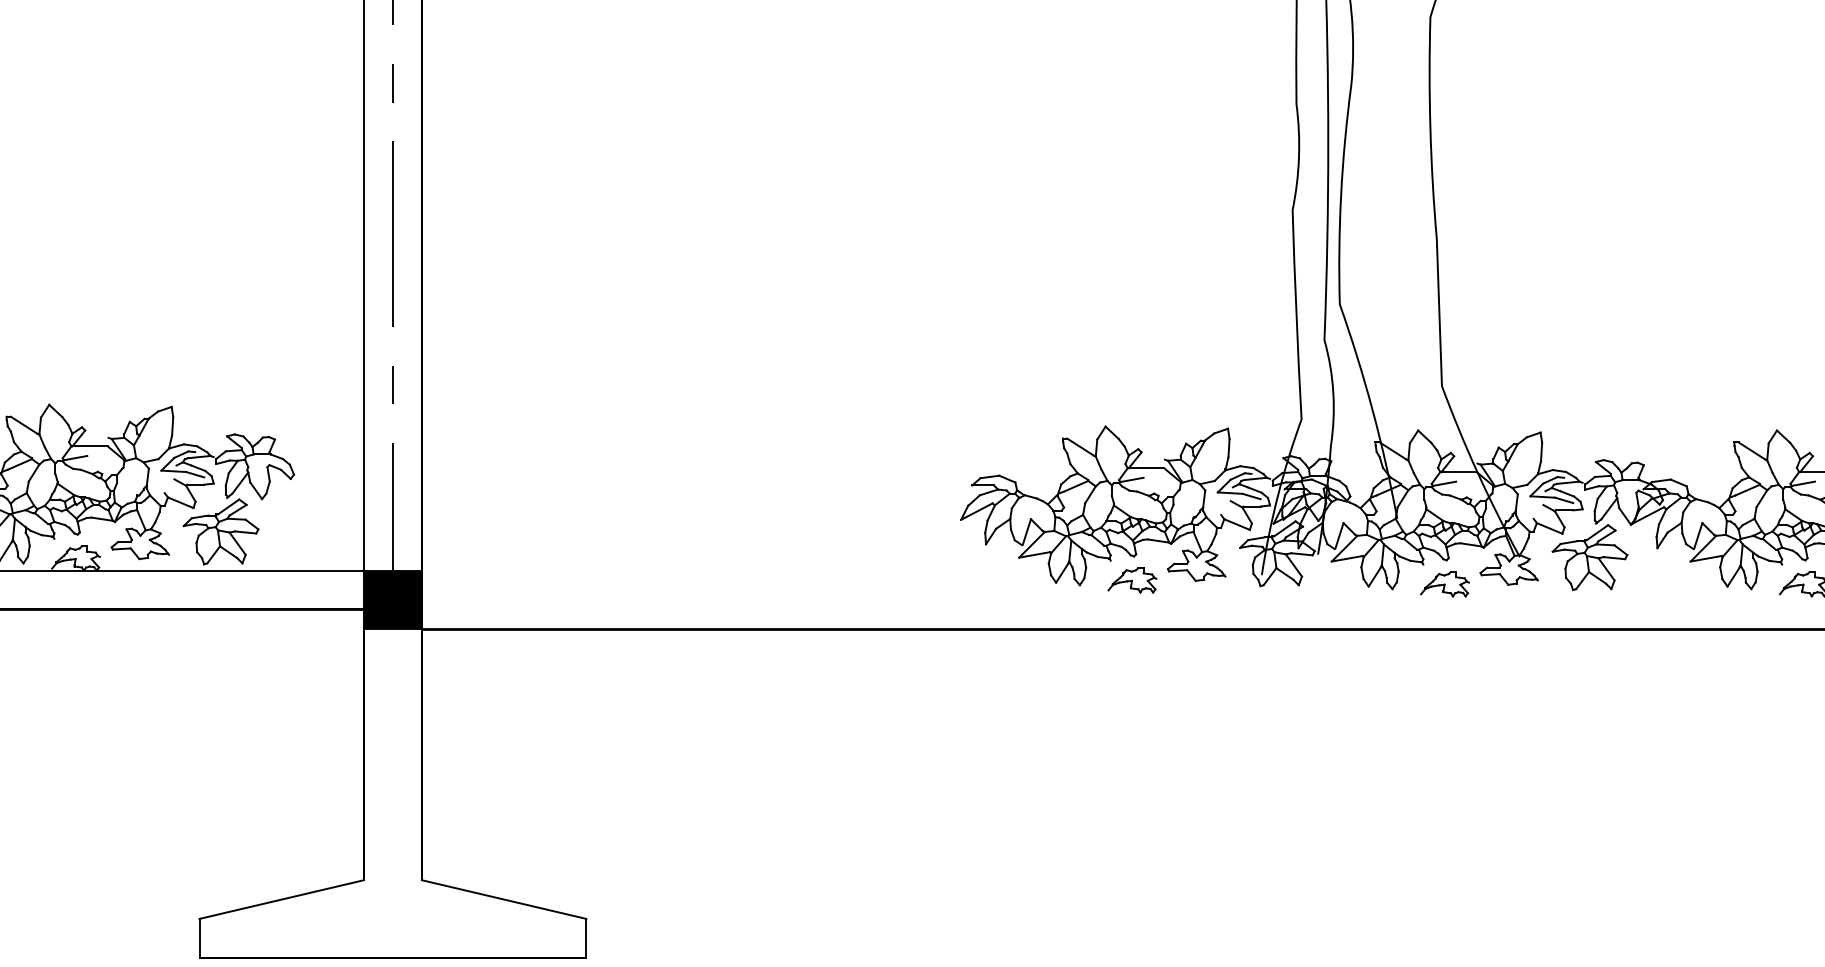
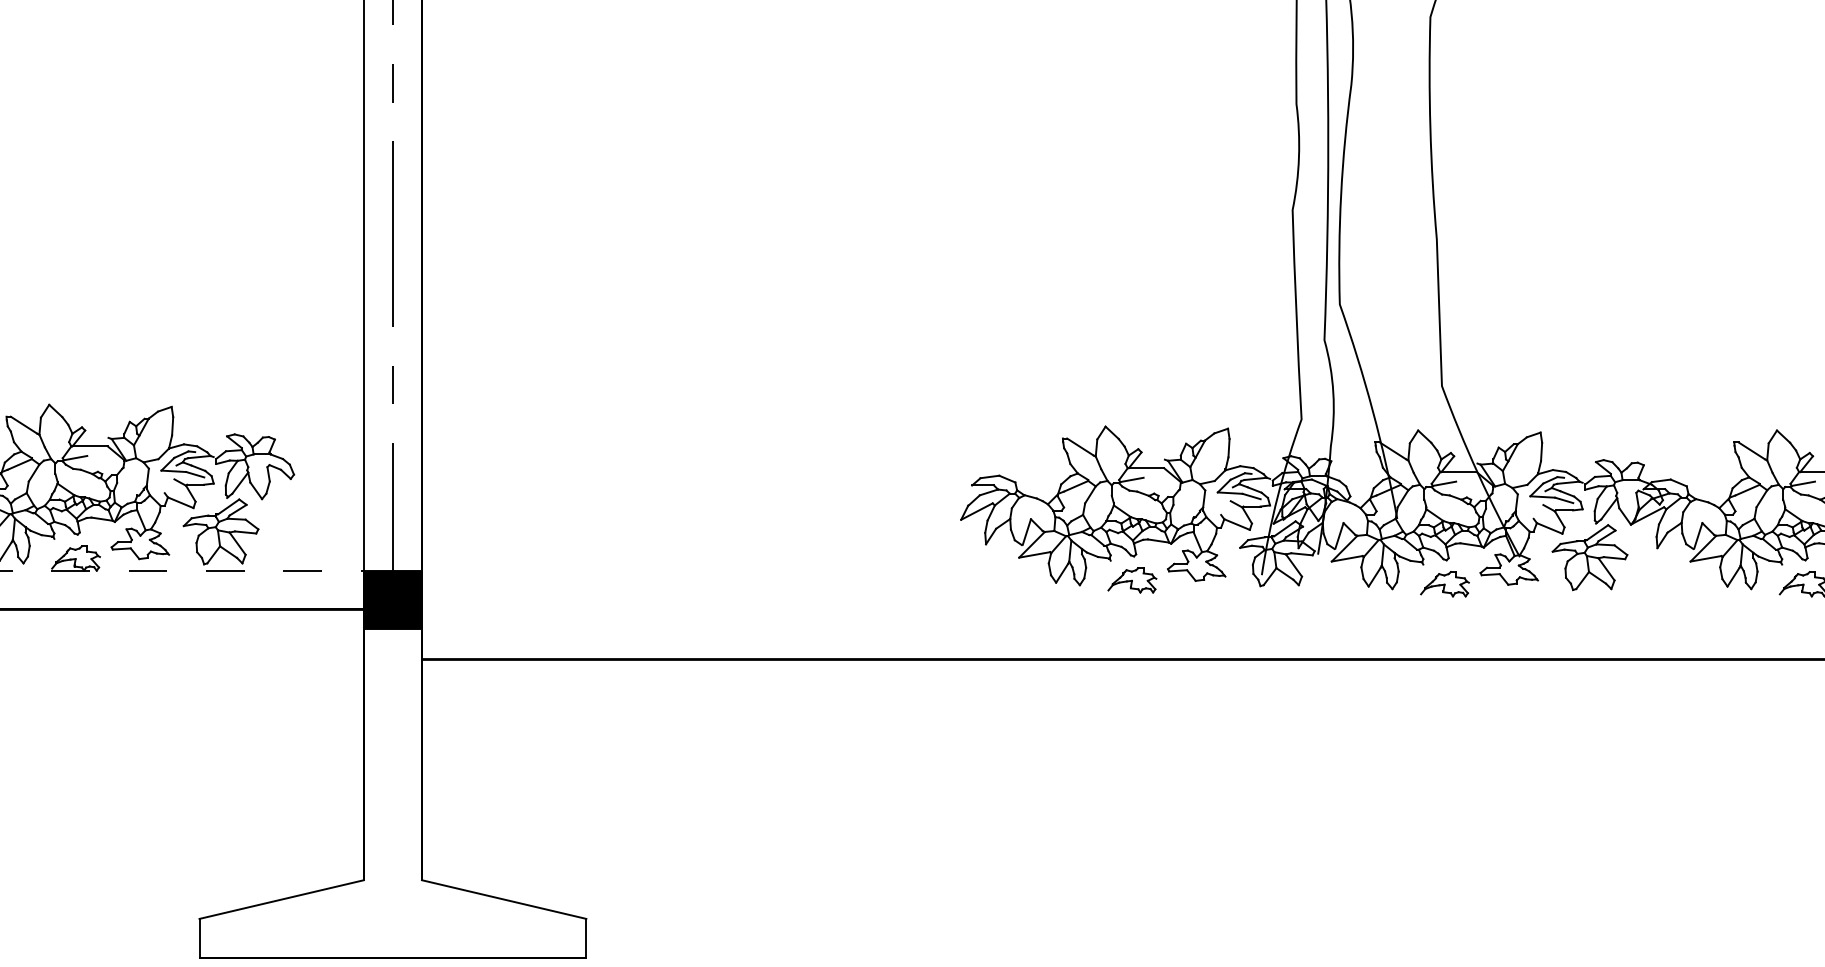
line: solid -> dashed (182, 570)
line position: (1121, 628) -> (1121, 658) (1121, 658)
